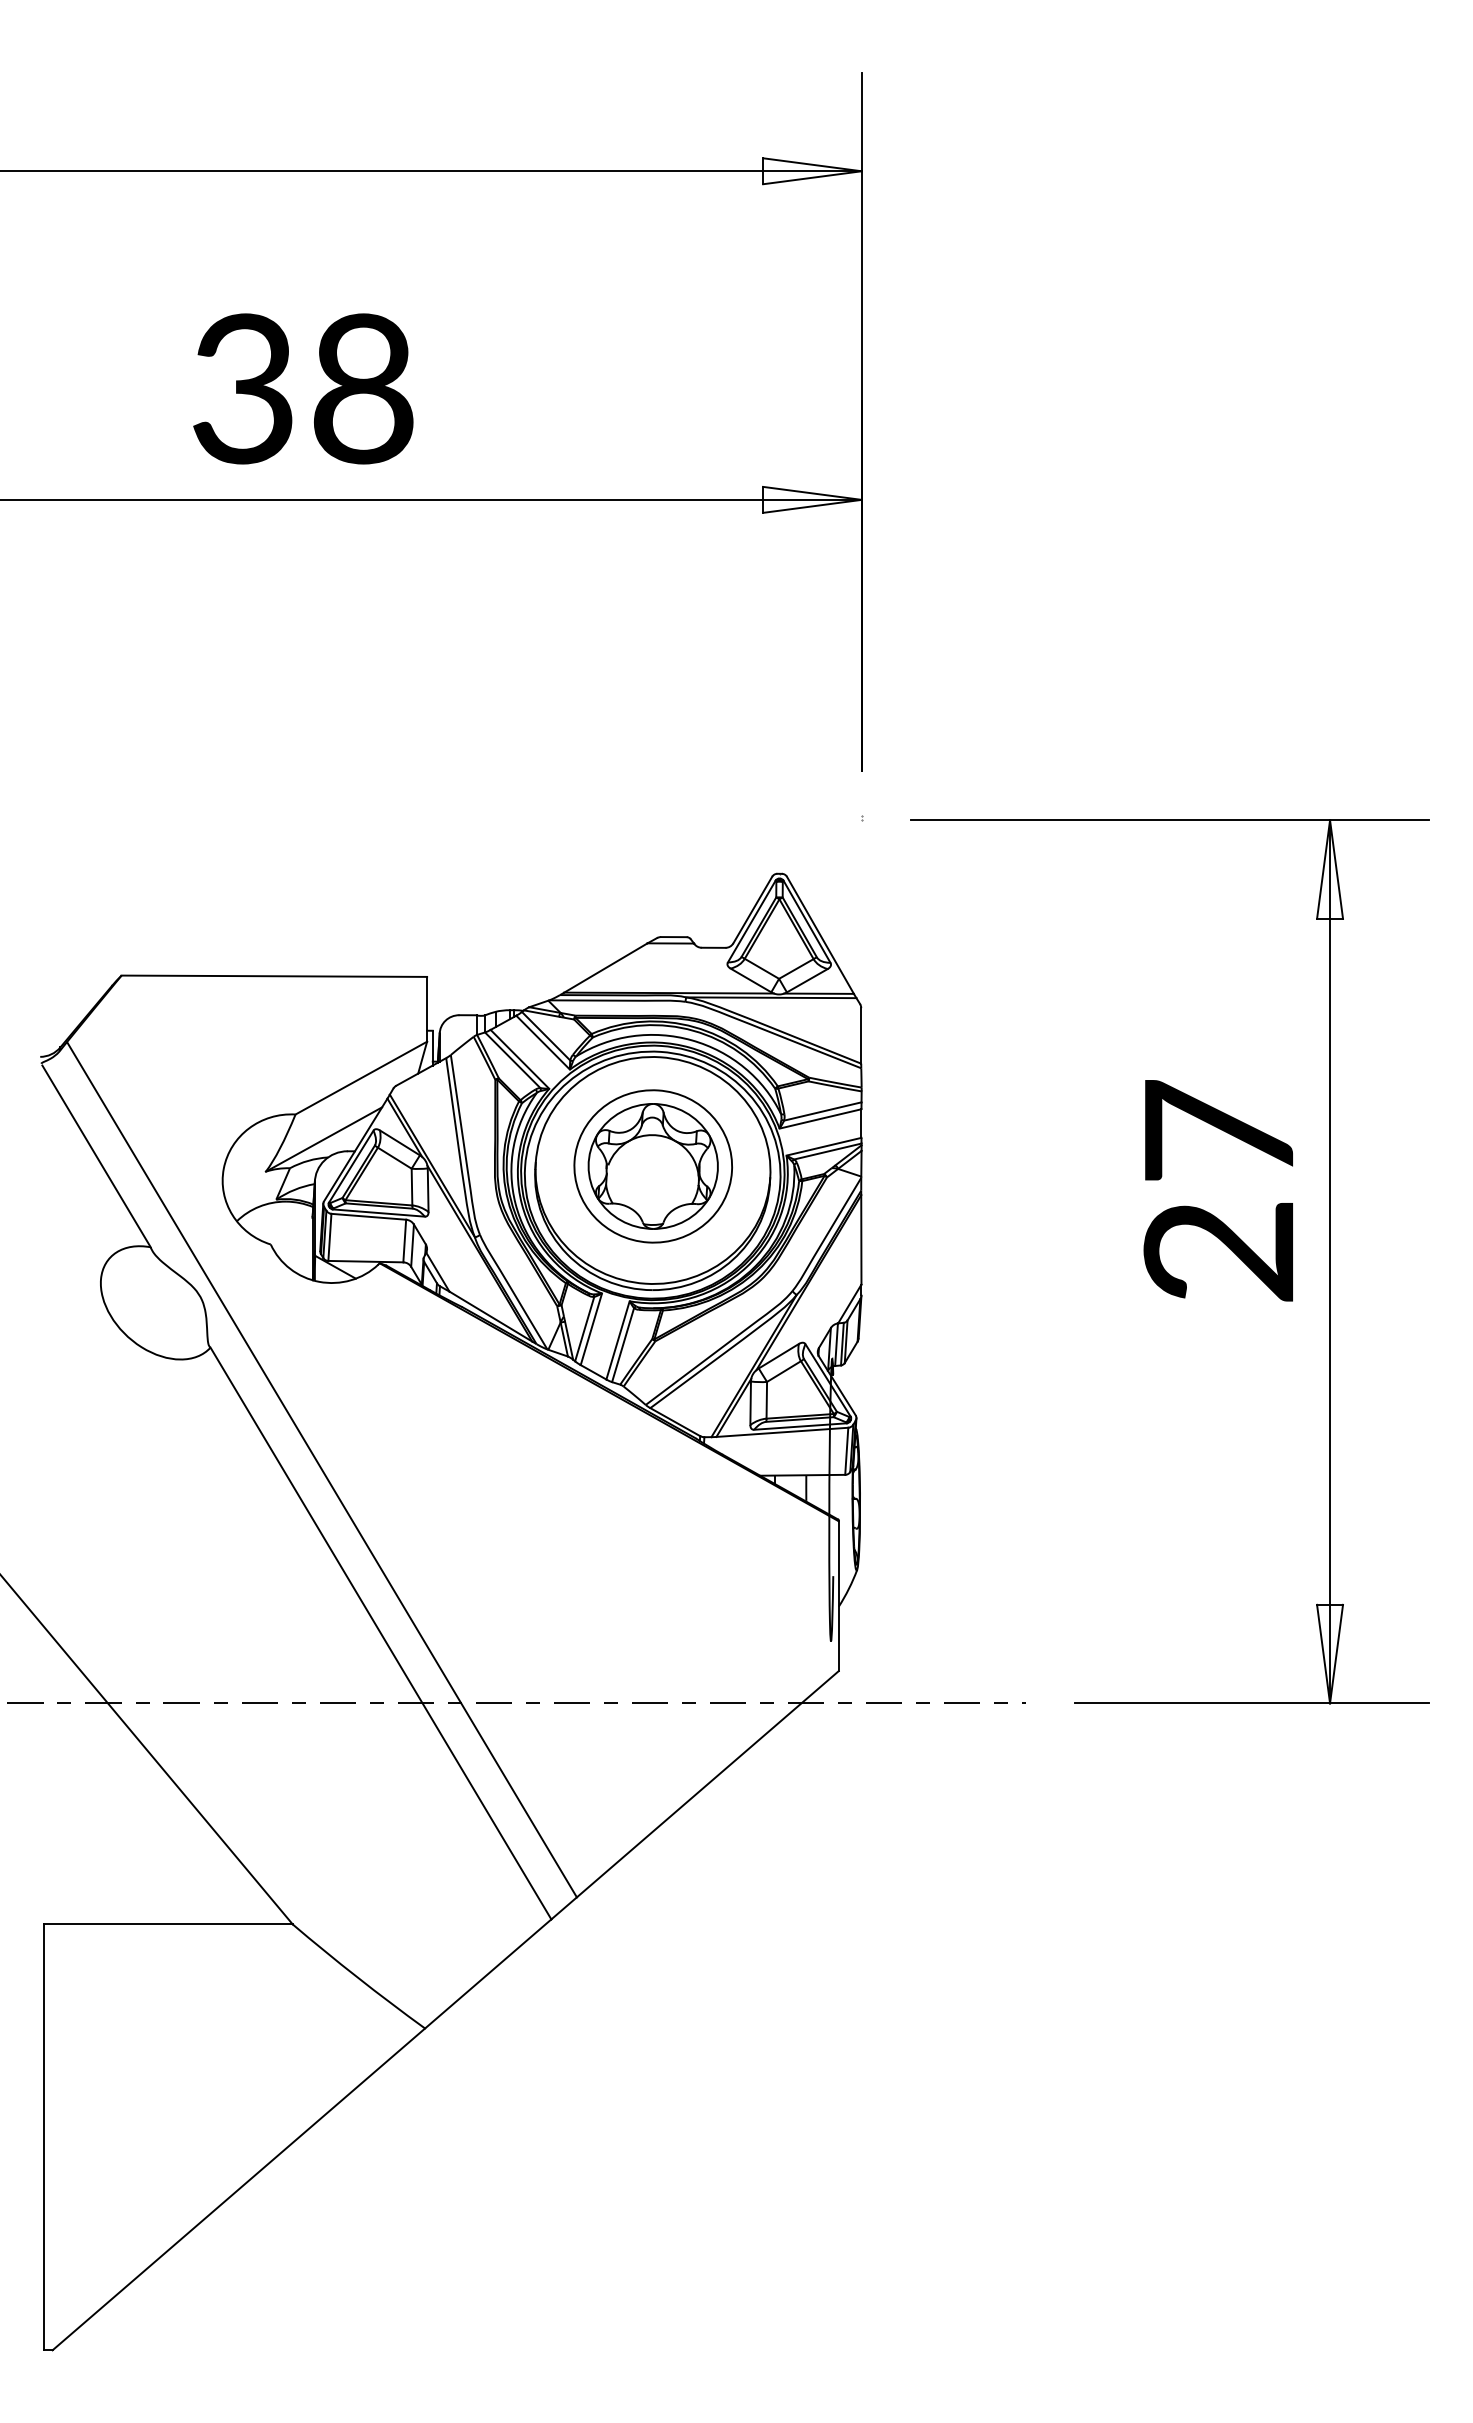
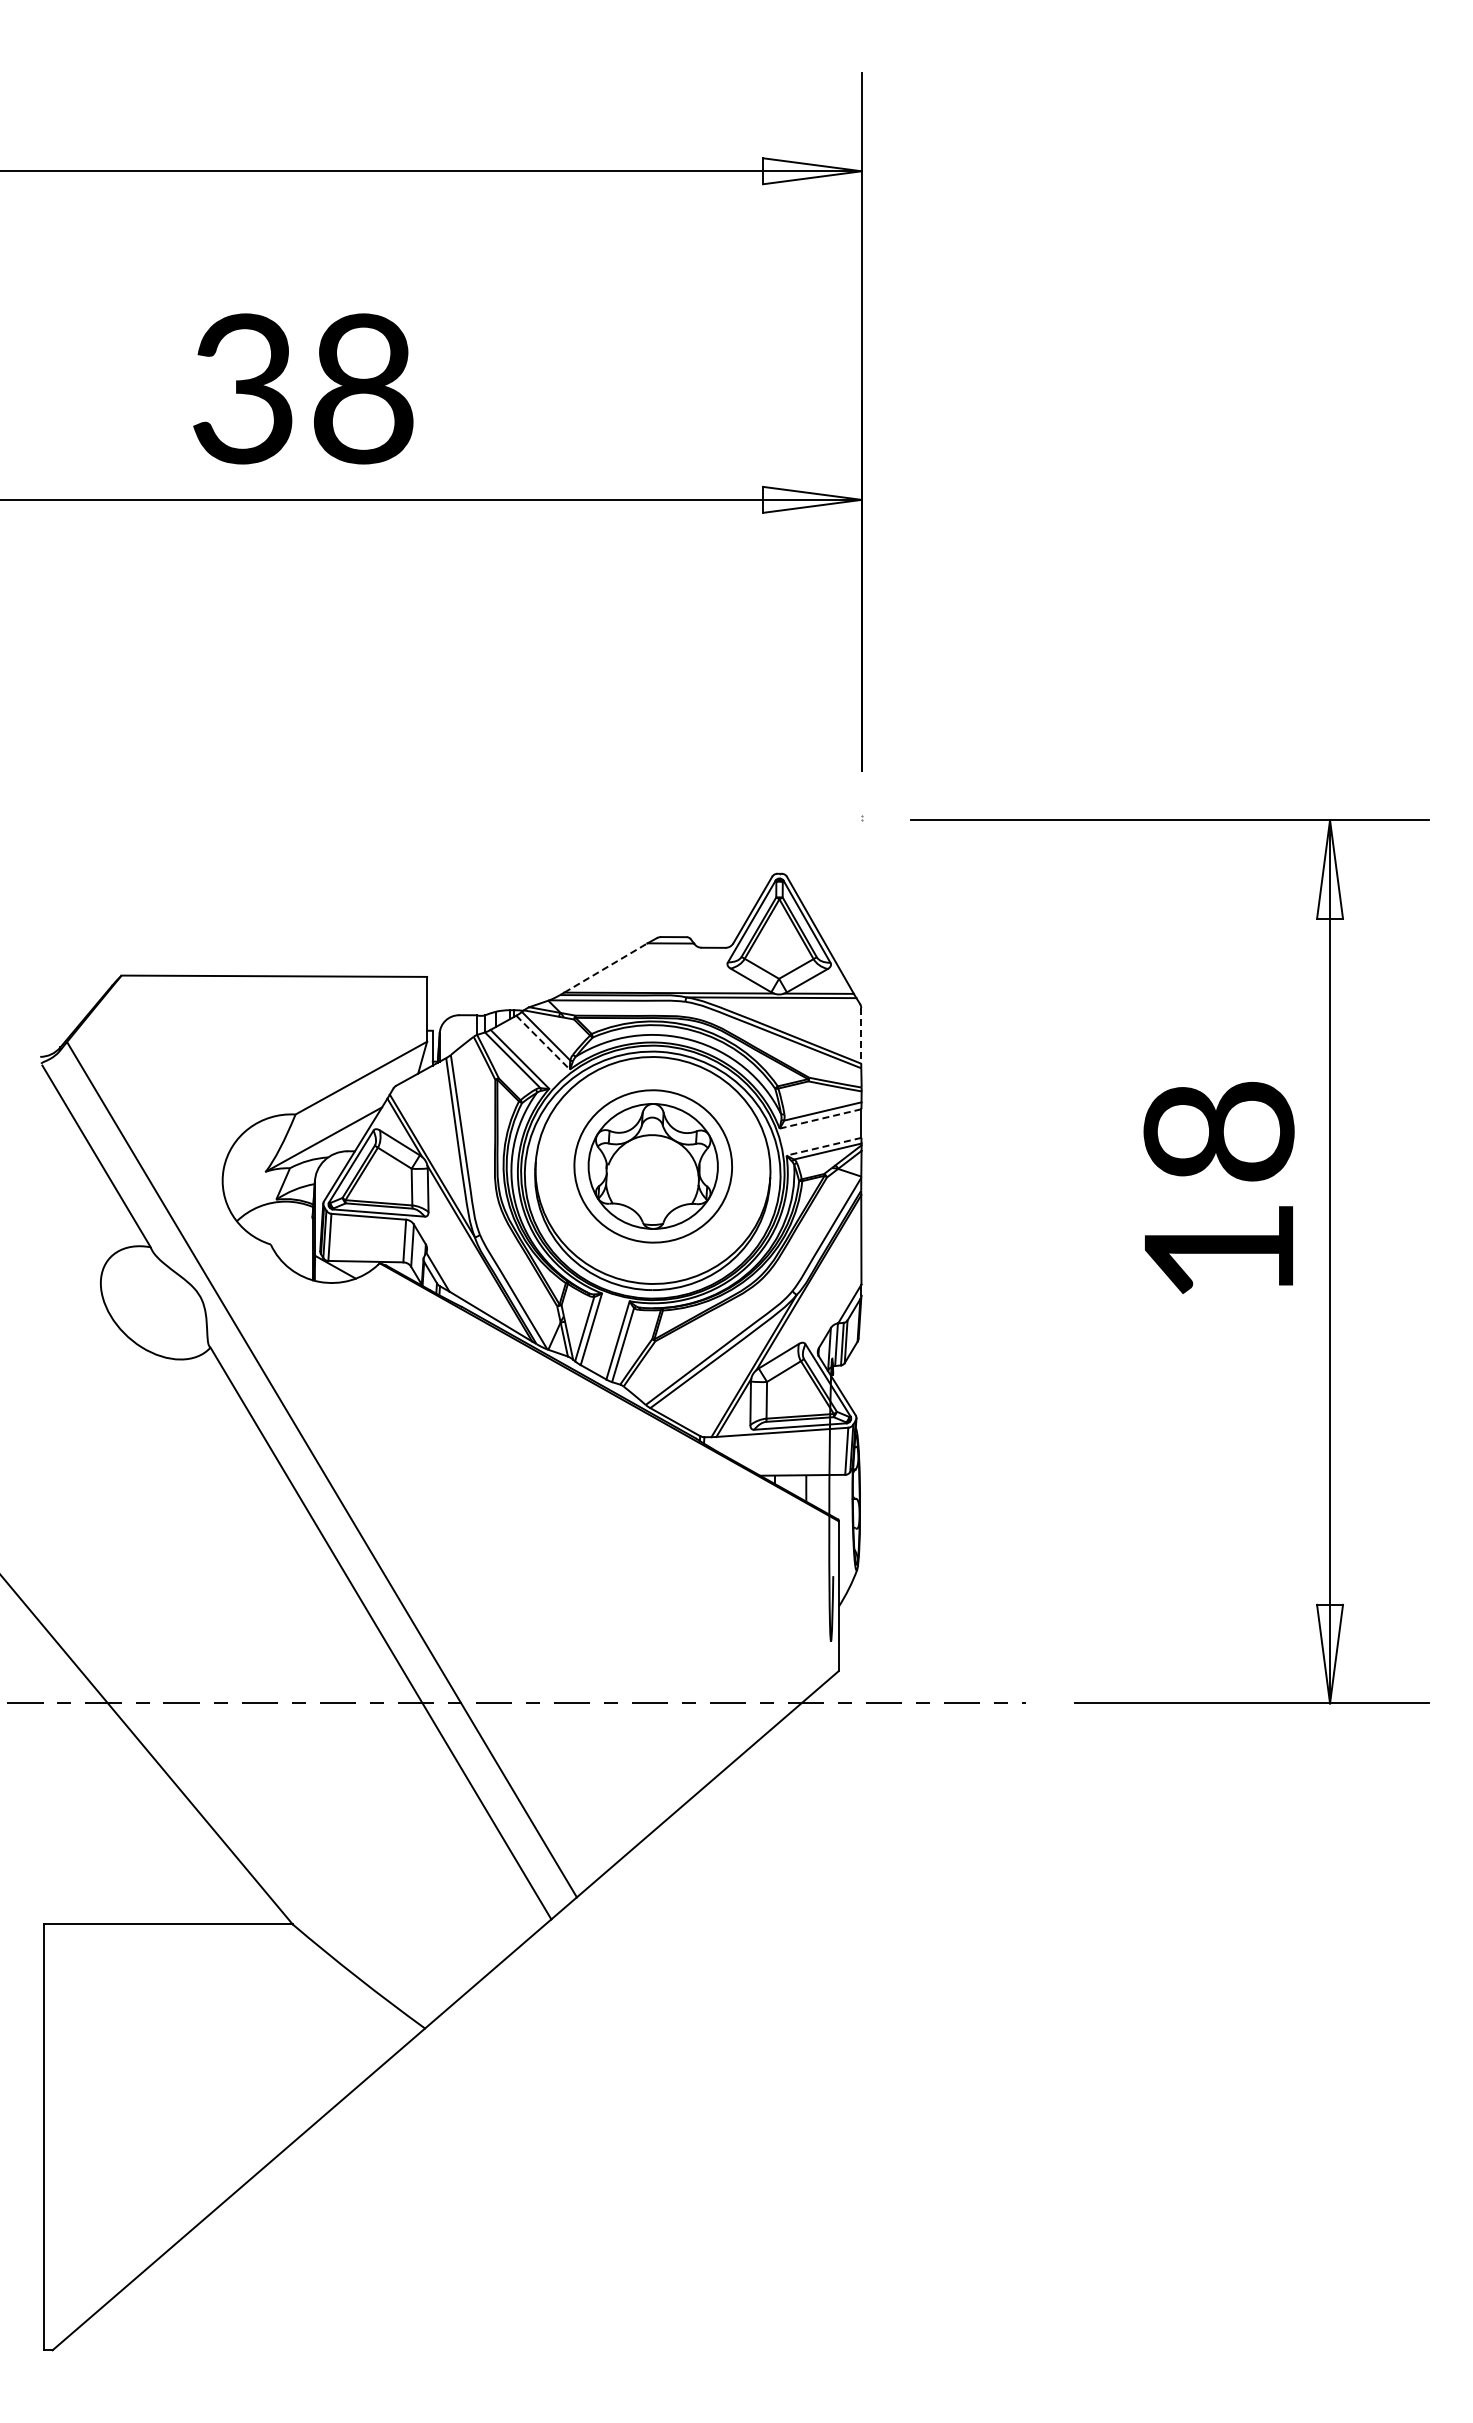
line: solid -> dashed (606, 967)
line: solid -> dashed (861, 1035)
line: solid -> dashed (543, 1043)
line: solid -> dashed (821, 1118)
line: solid -> dashed (823, 1146)
text: 27 -> 18 (1218, 1190)
